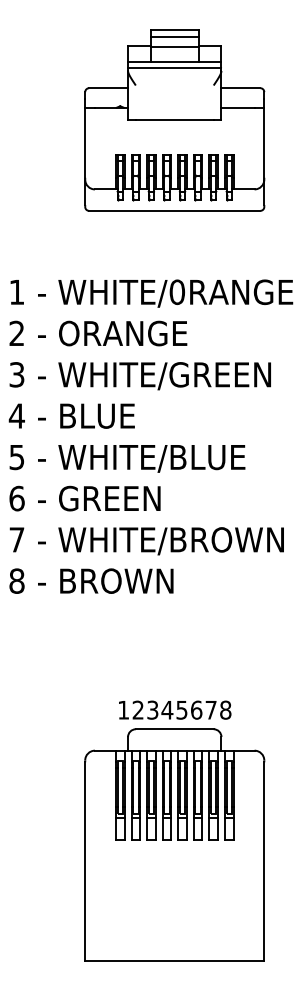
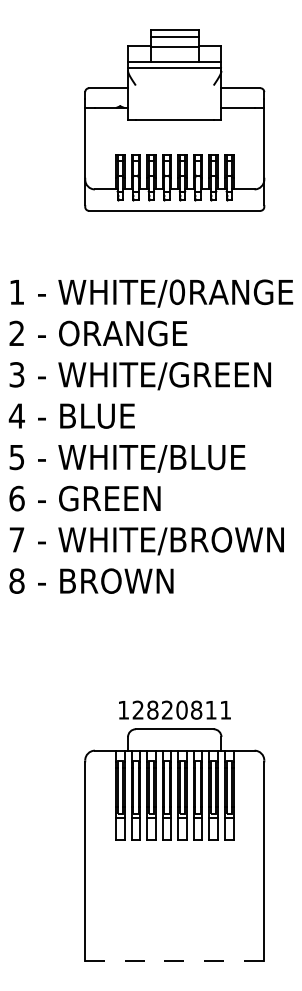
text: 12345678 -> 12820811 (189, 709)
line: solid -> dashed (174, 961)
